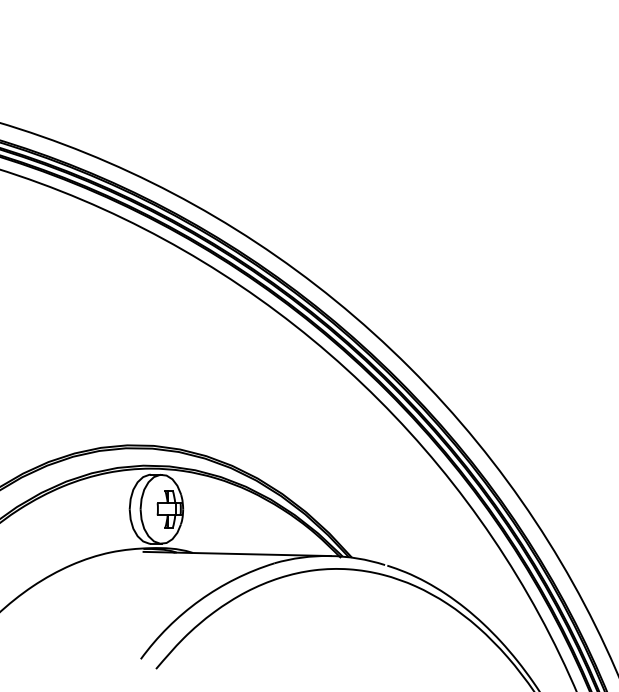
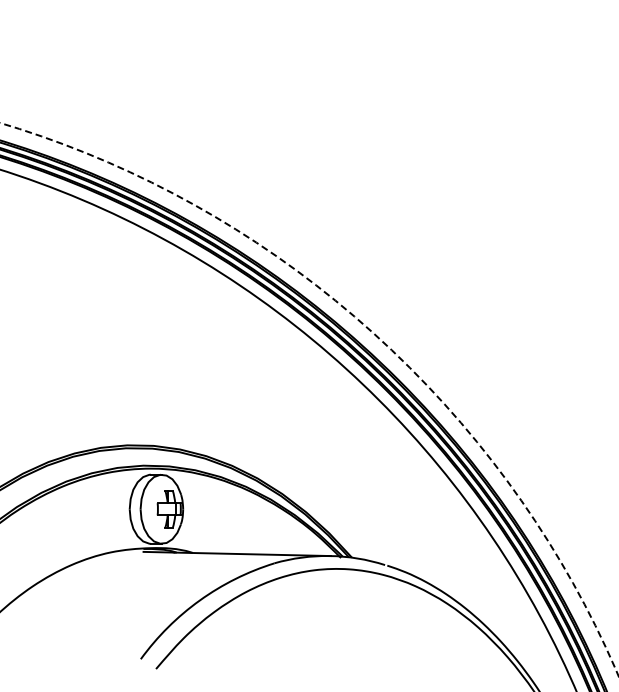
arc: solid -> dashed (371, 331)
